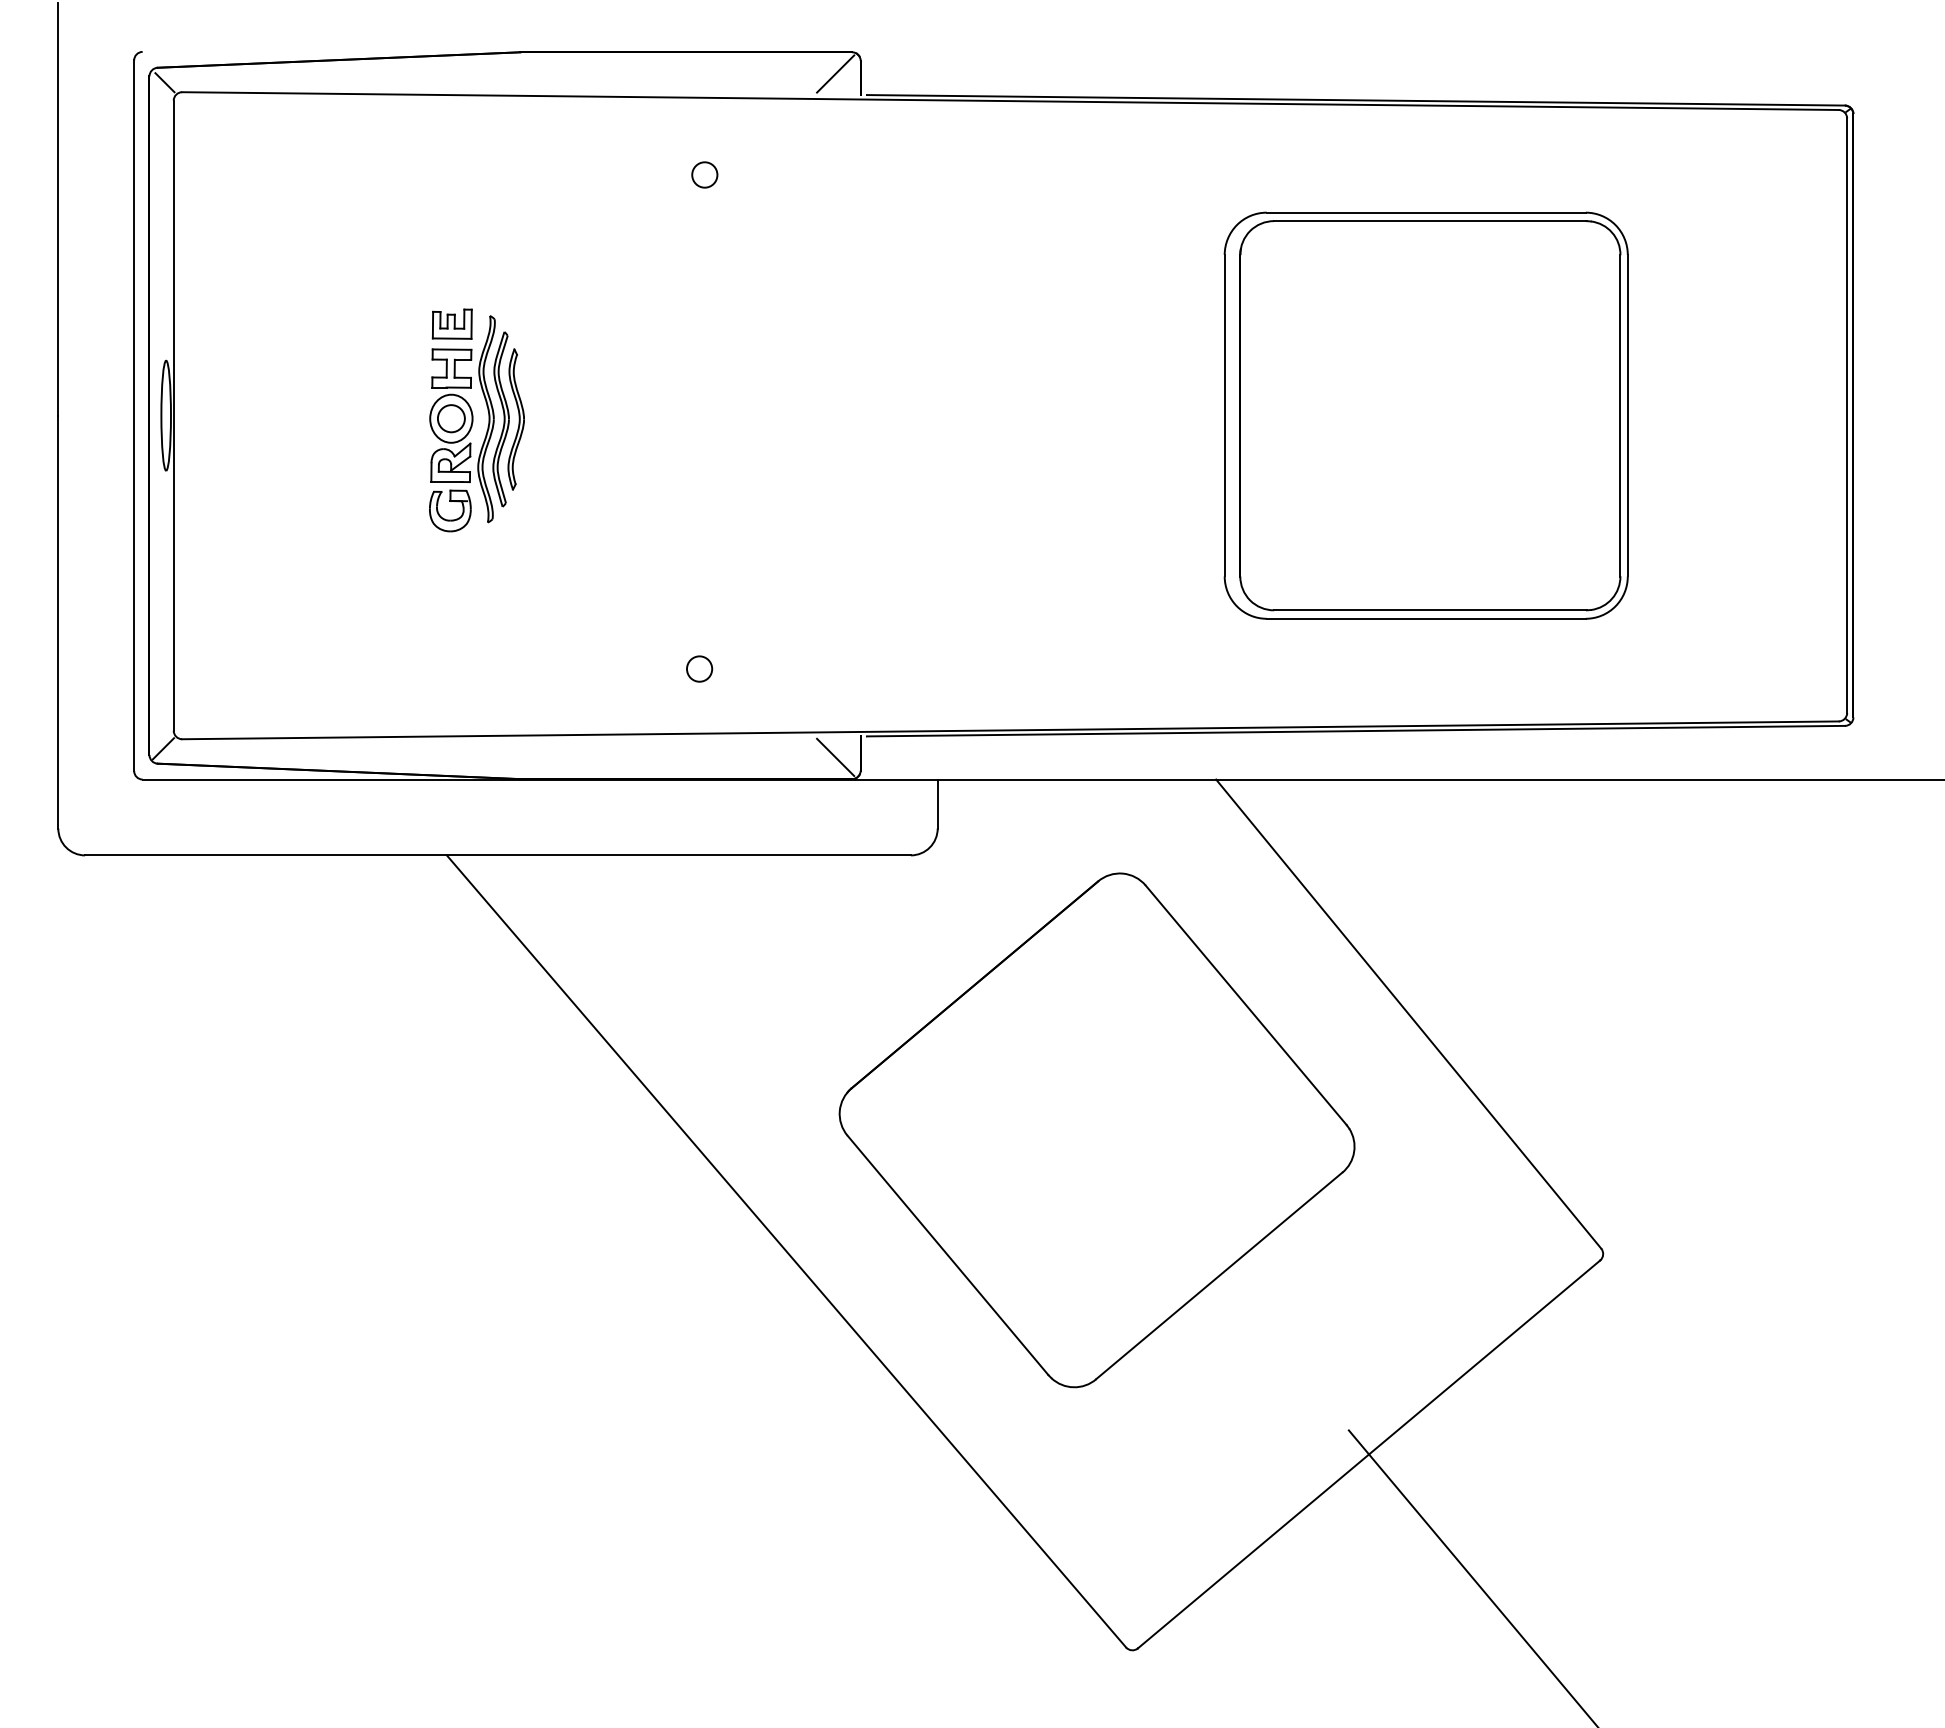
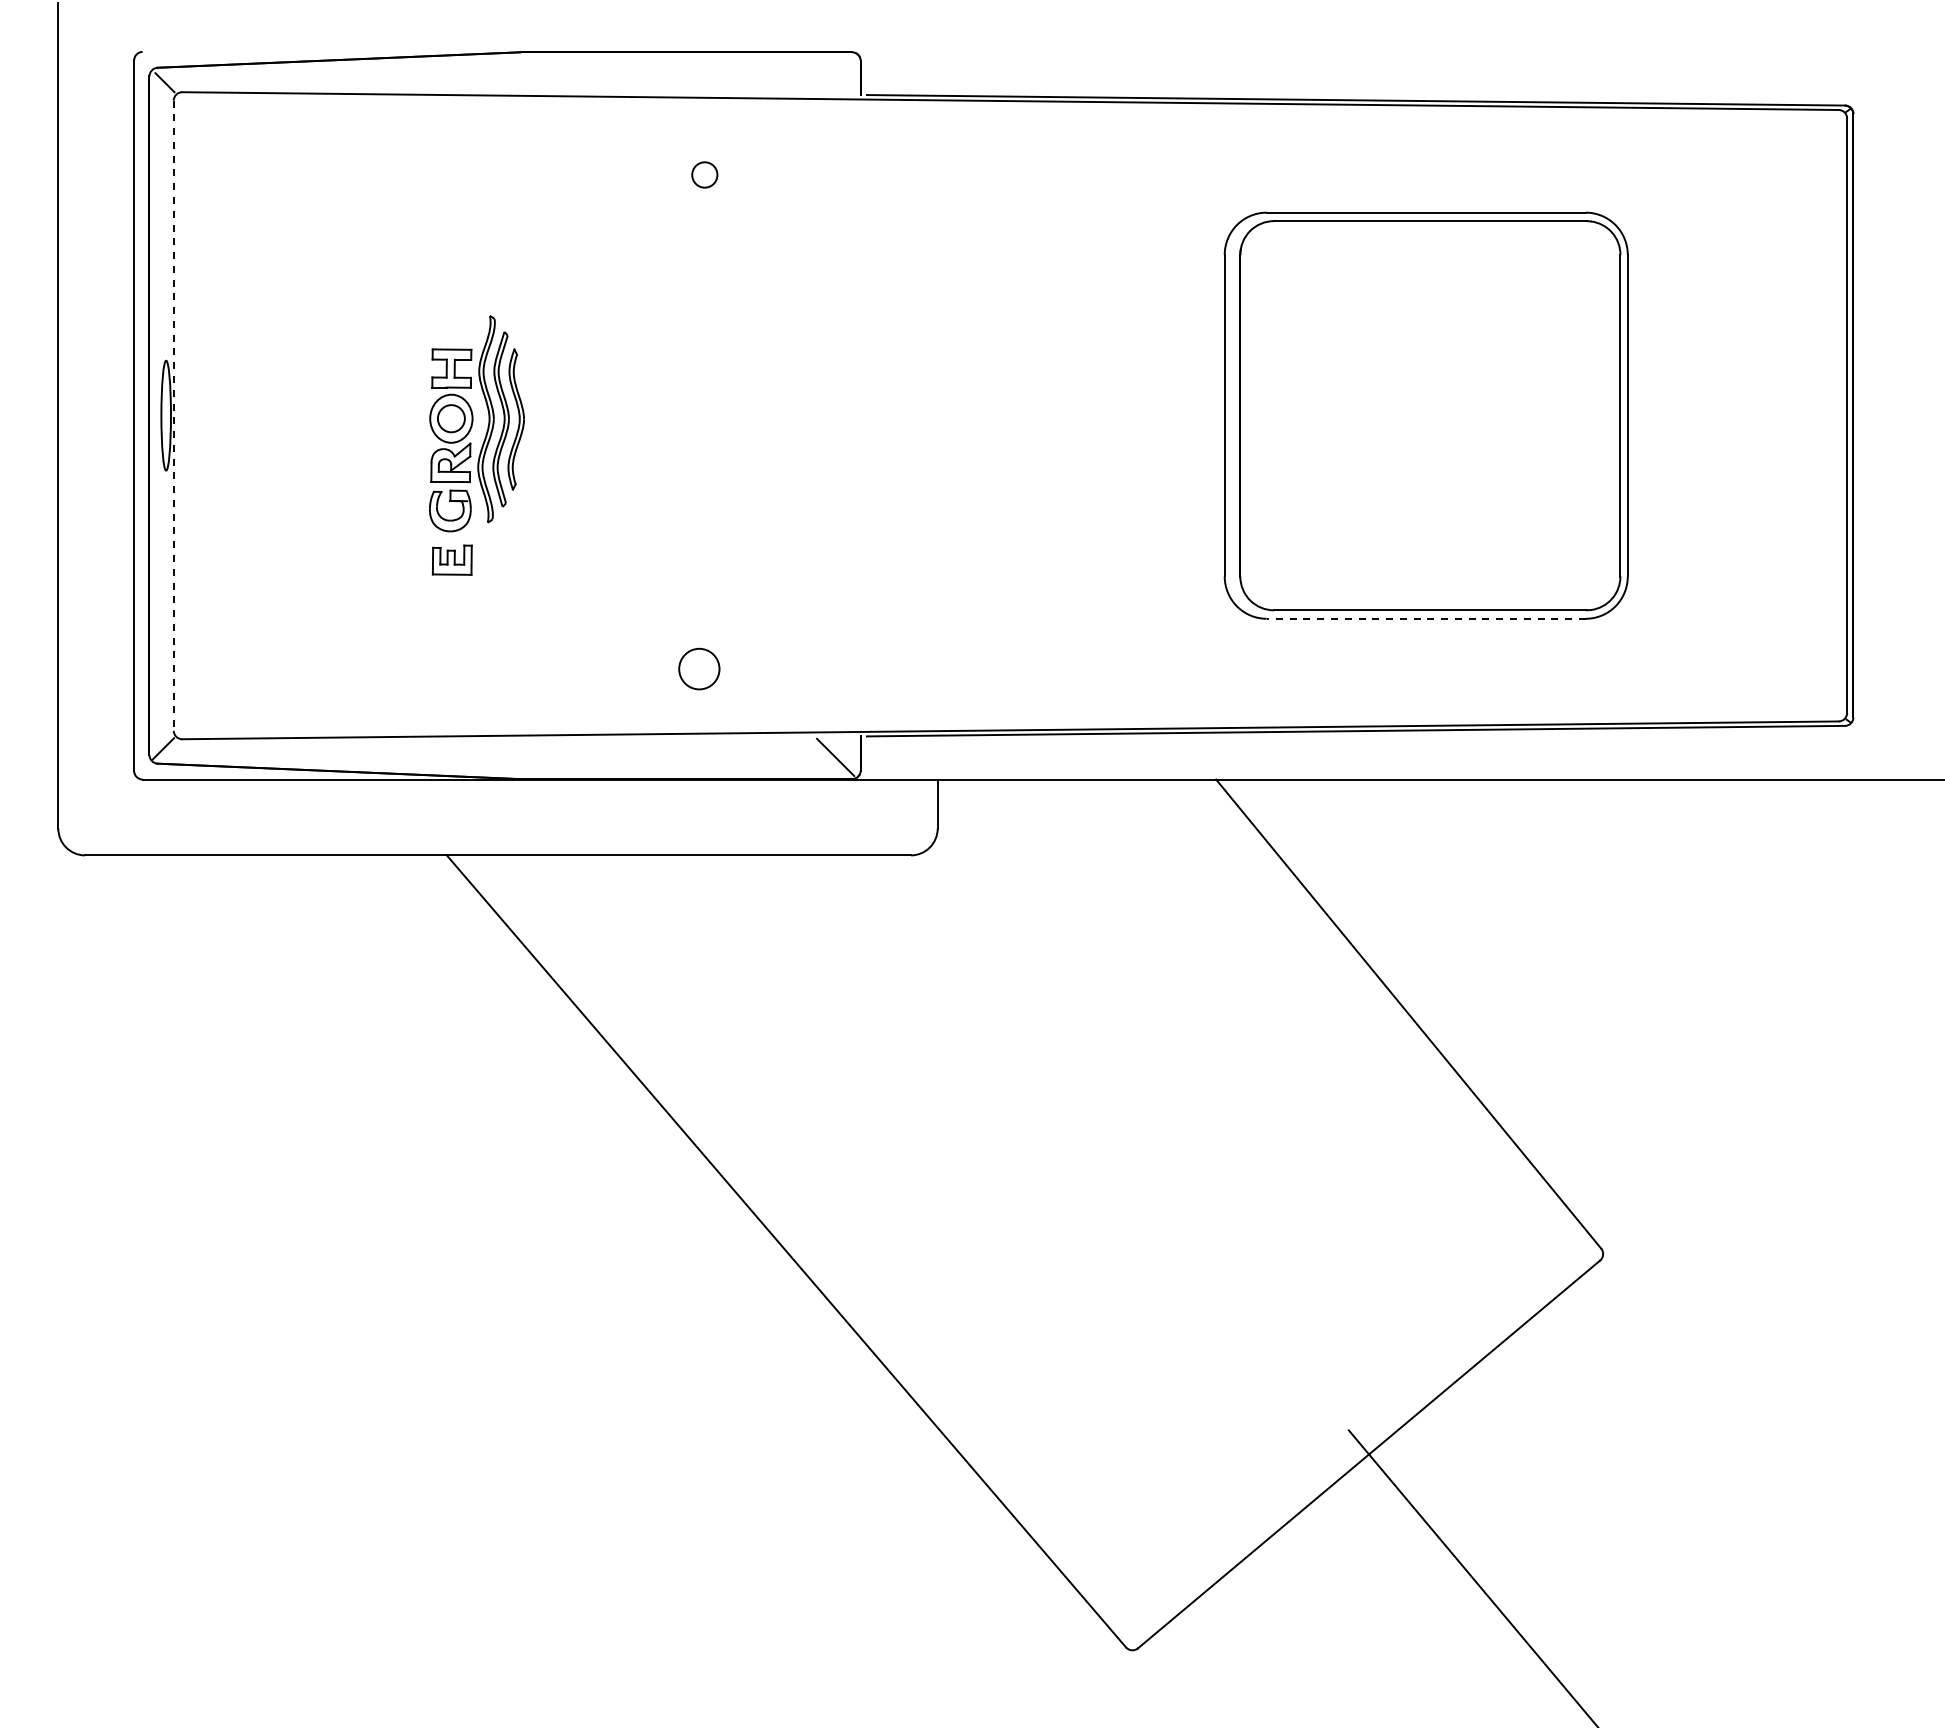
line: present -> none (835, 73)
part position: (451, 323) -> (451, 559) (451, 559)
line: solid -> dashed (173, 416)
line: solid -> dashed (1426, 618)
part size: 28x28 px -> 43x44 px (699, 668)
part: present -> none (1096, 1130)
